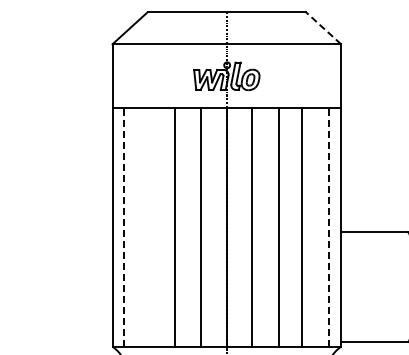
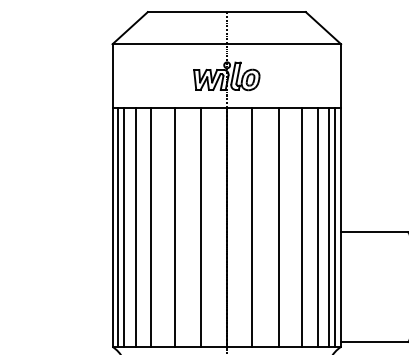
line: dashed -> solid (323, 28)
line: none -> present (118, 227)
line: dashed -> solid (124, 227)
line: none -> present (135, 227)
line: none -> present (151, 227)
line: none -> present (317, 227)
line: dashed -> solid (329, 227)
line: none -> present (335, 227)
